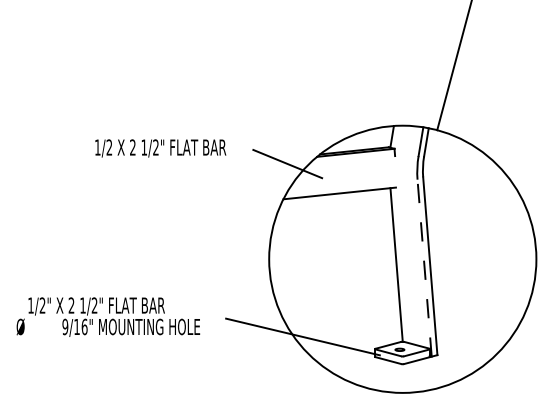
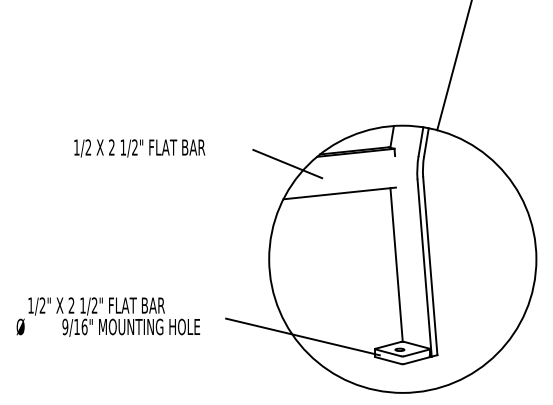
text position: (160, 148) -> (139, 148) (139, 148)
line: dashed -> solid (424, 268)
